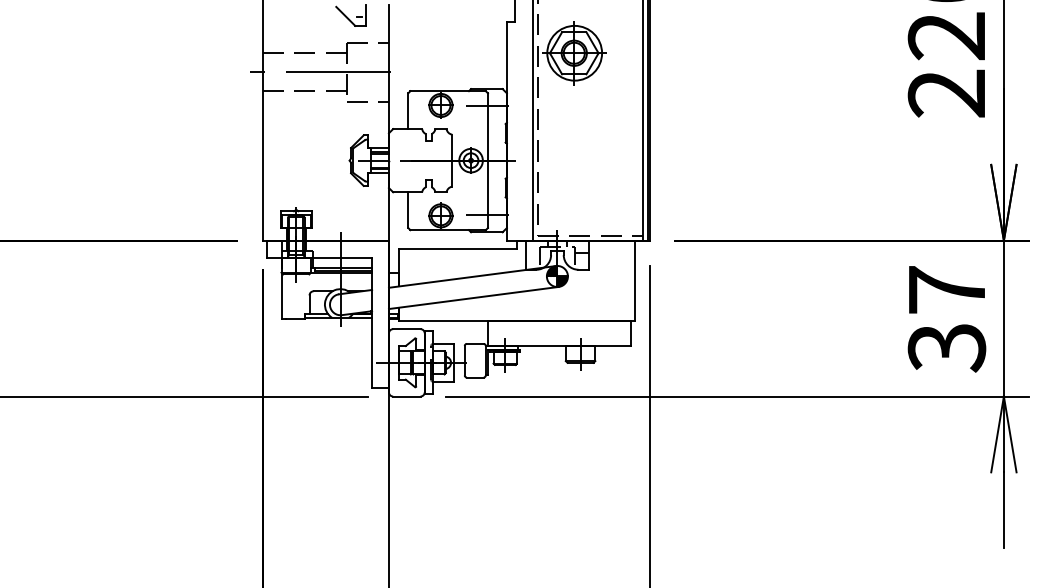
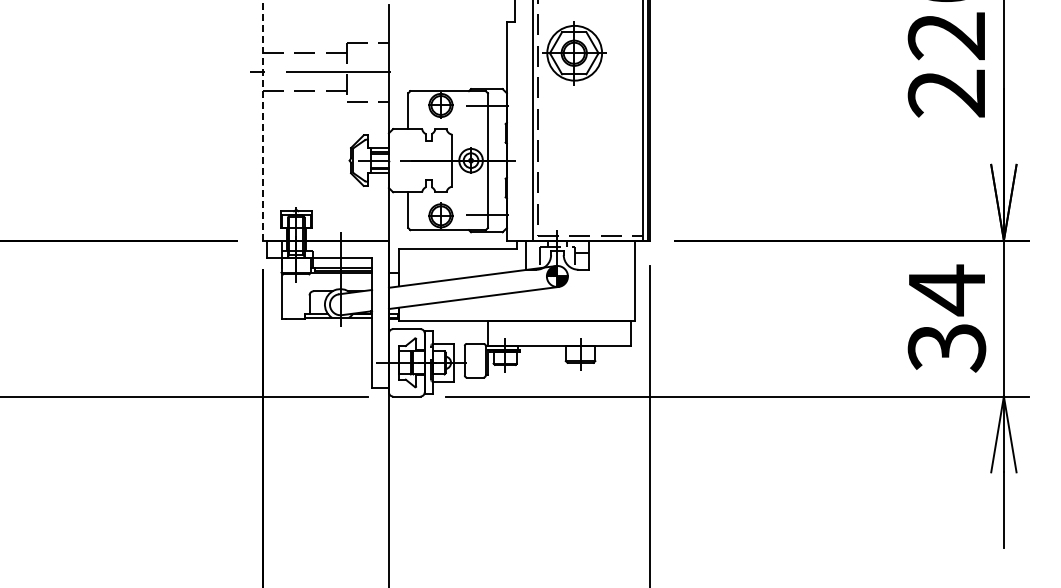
part: present -> none (350, 15)
line: solid -> dashed (262, 120)
text: 37 -> 34 (946, 290)
